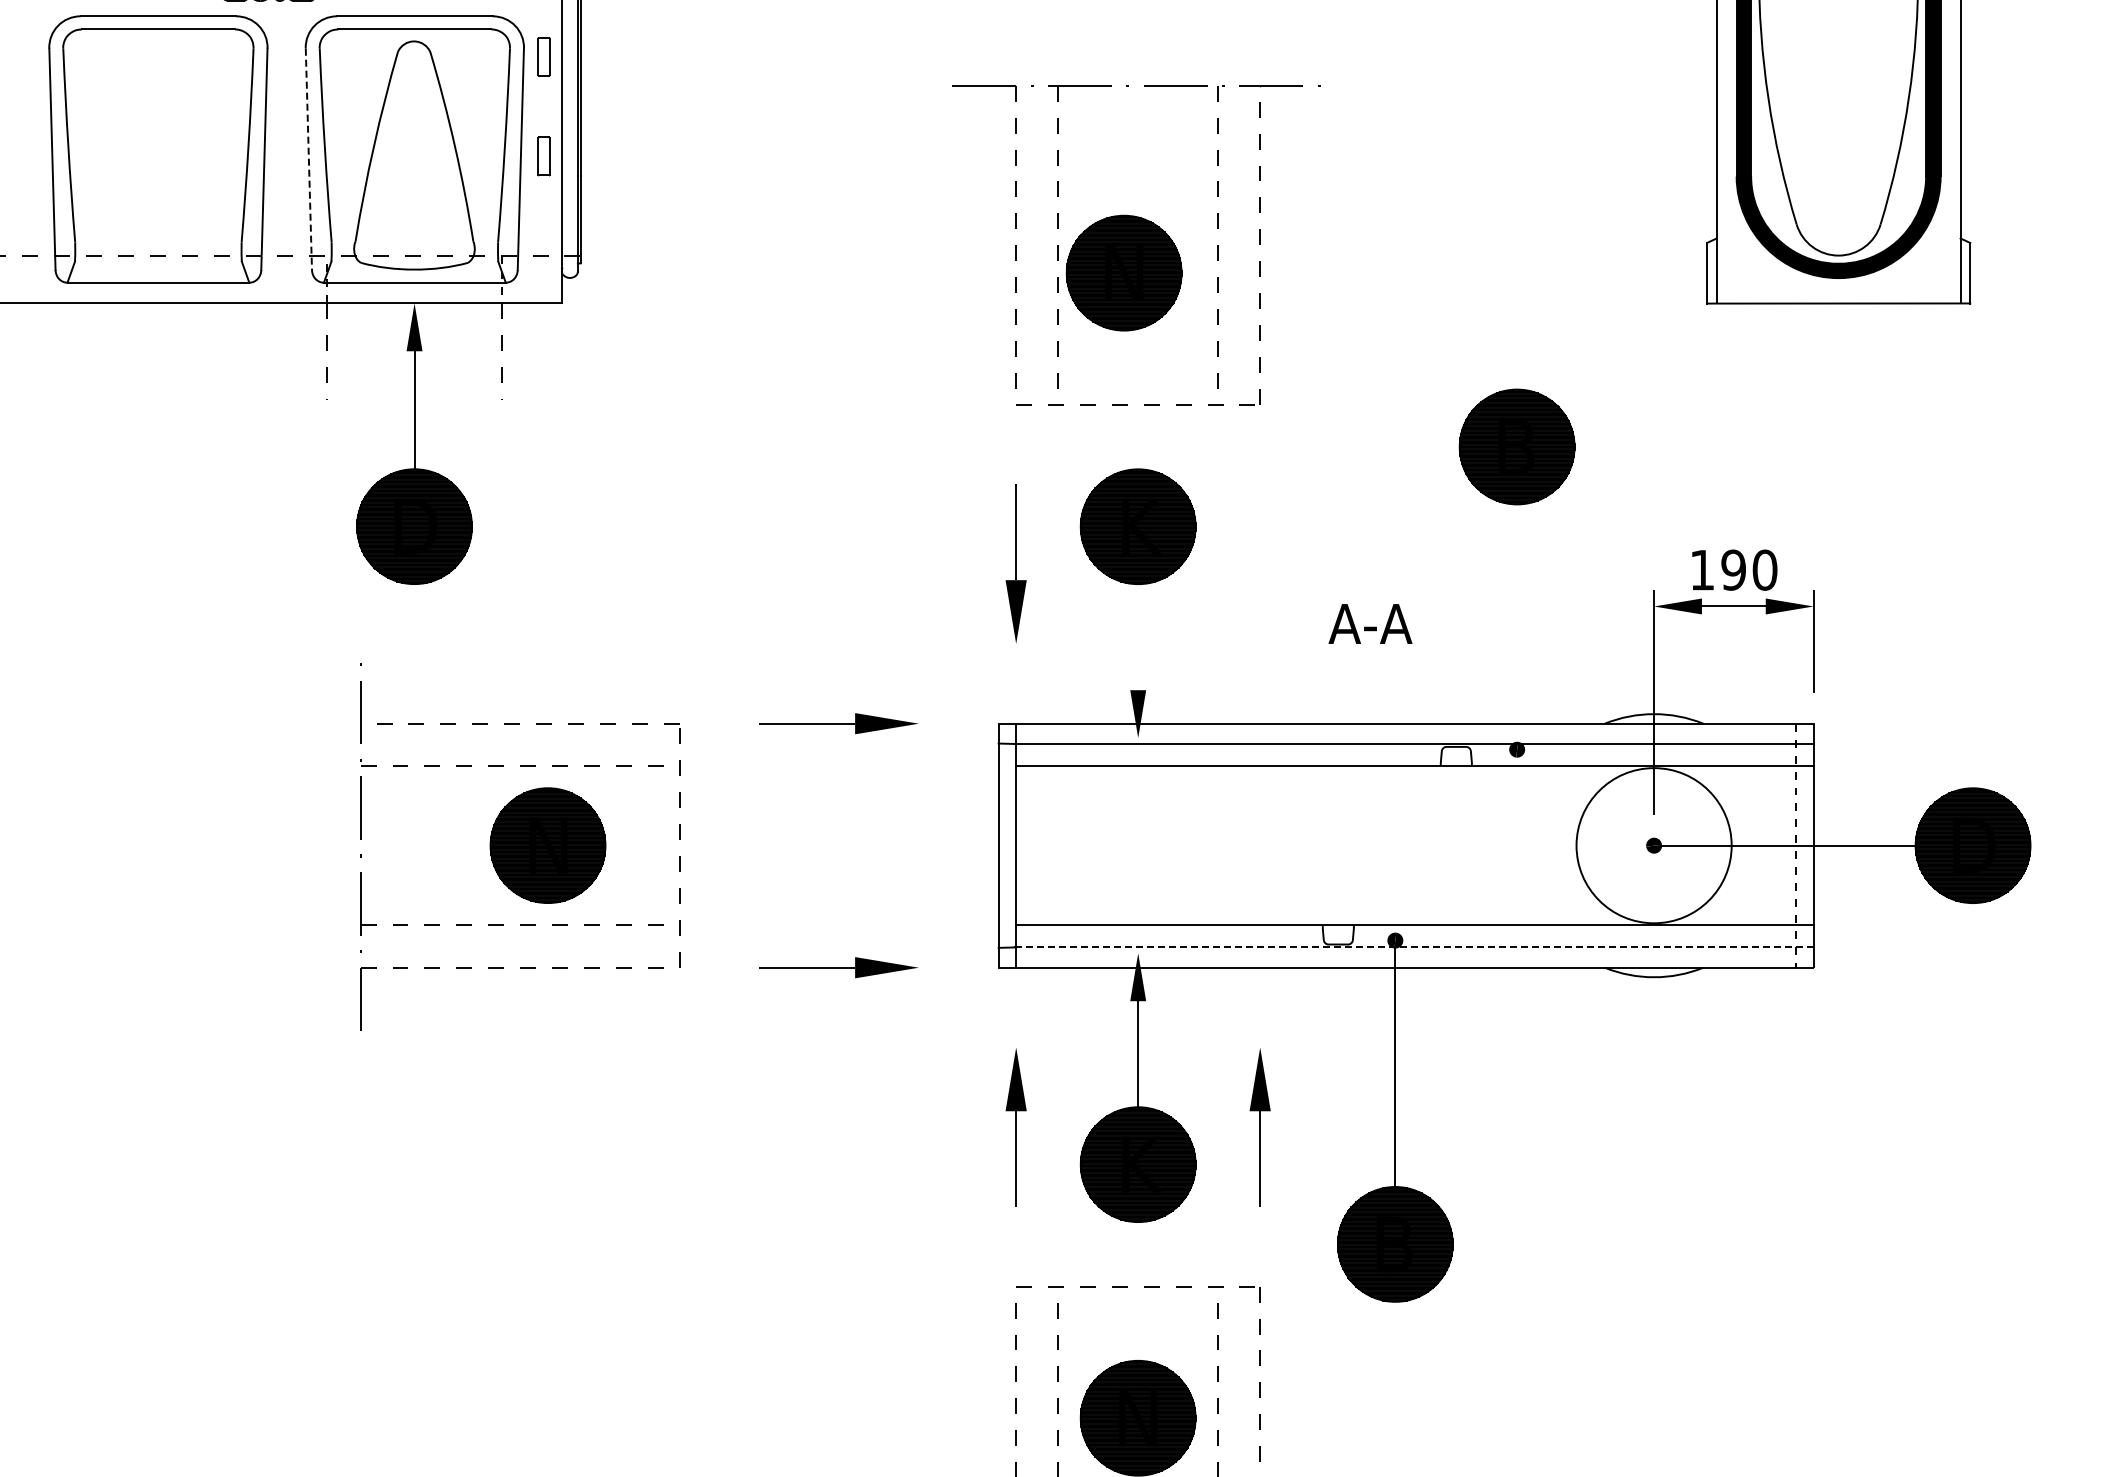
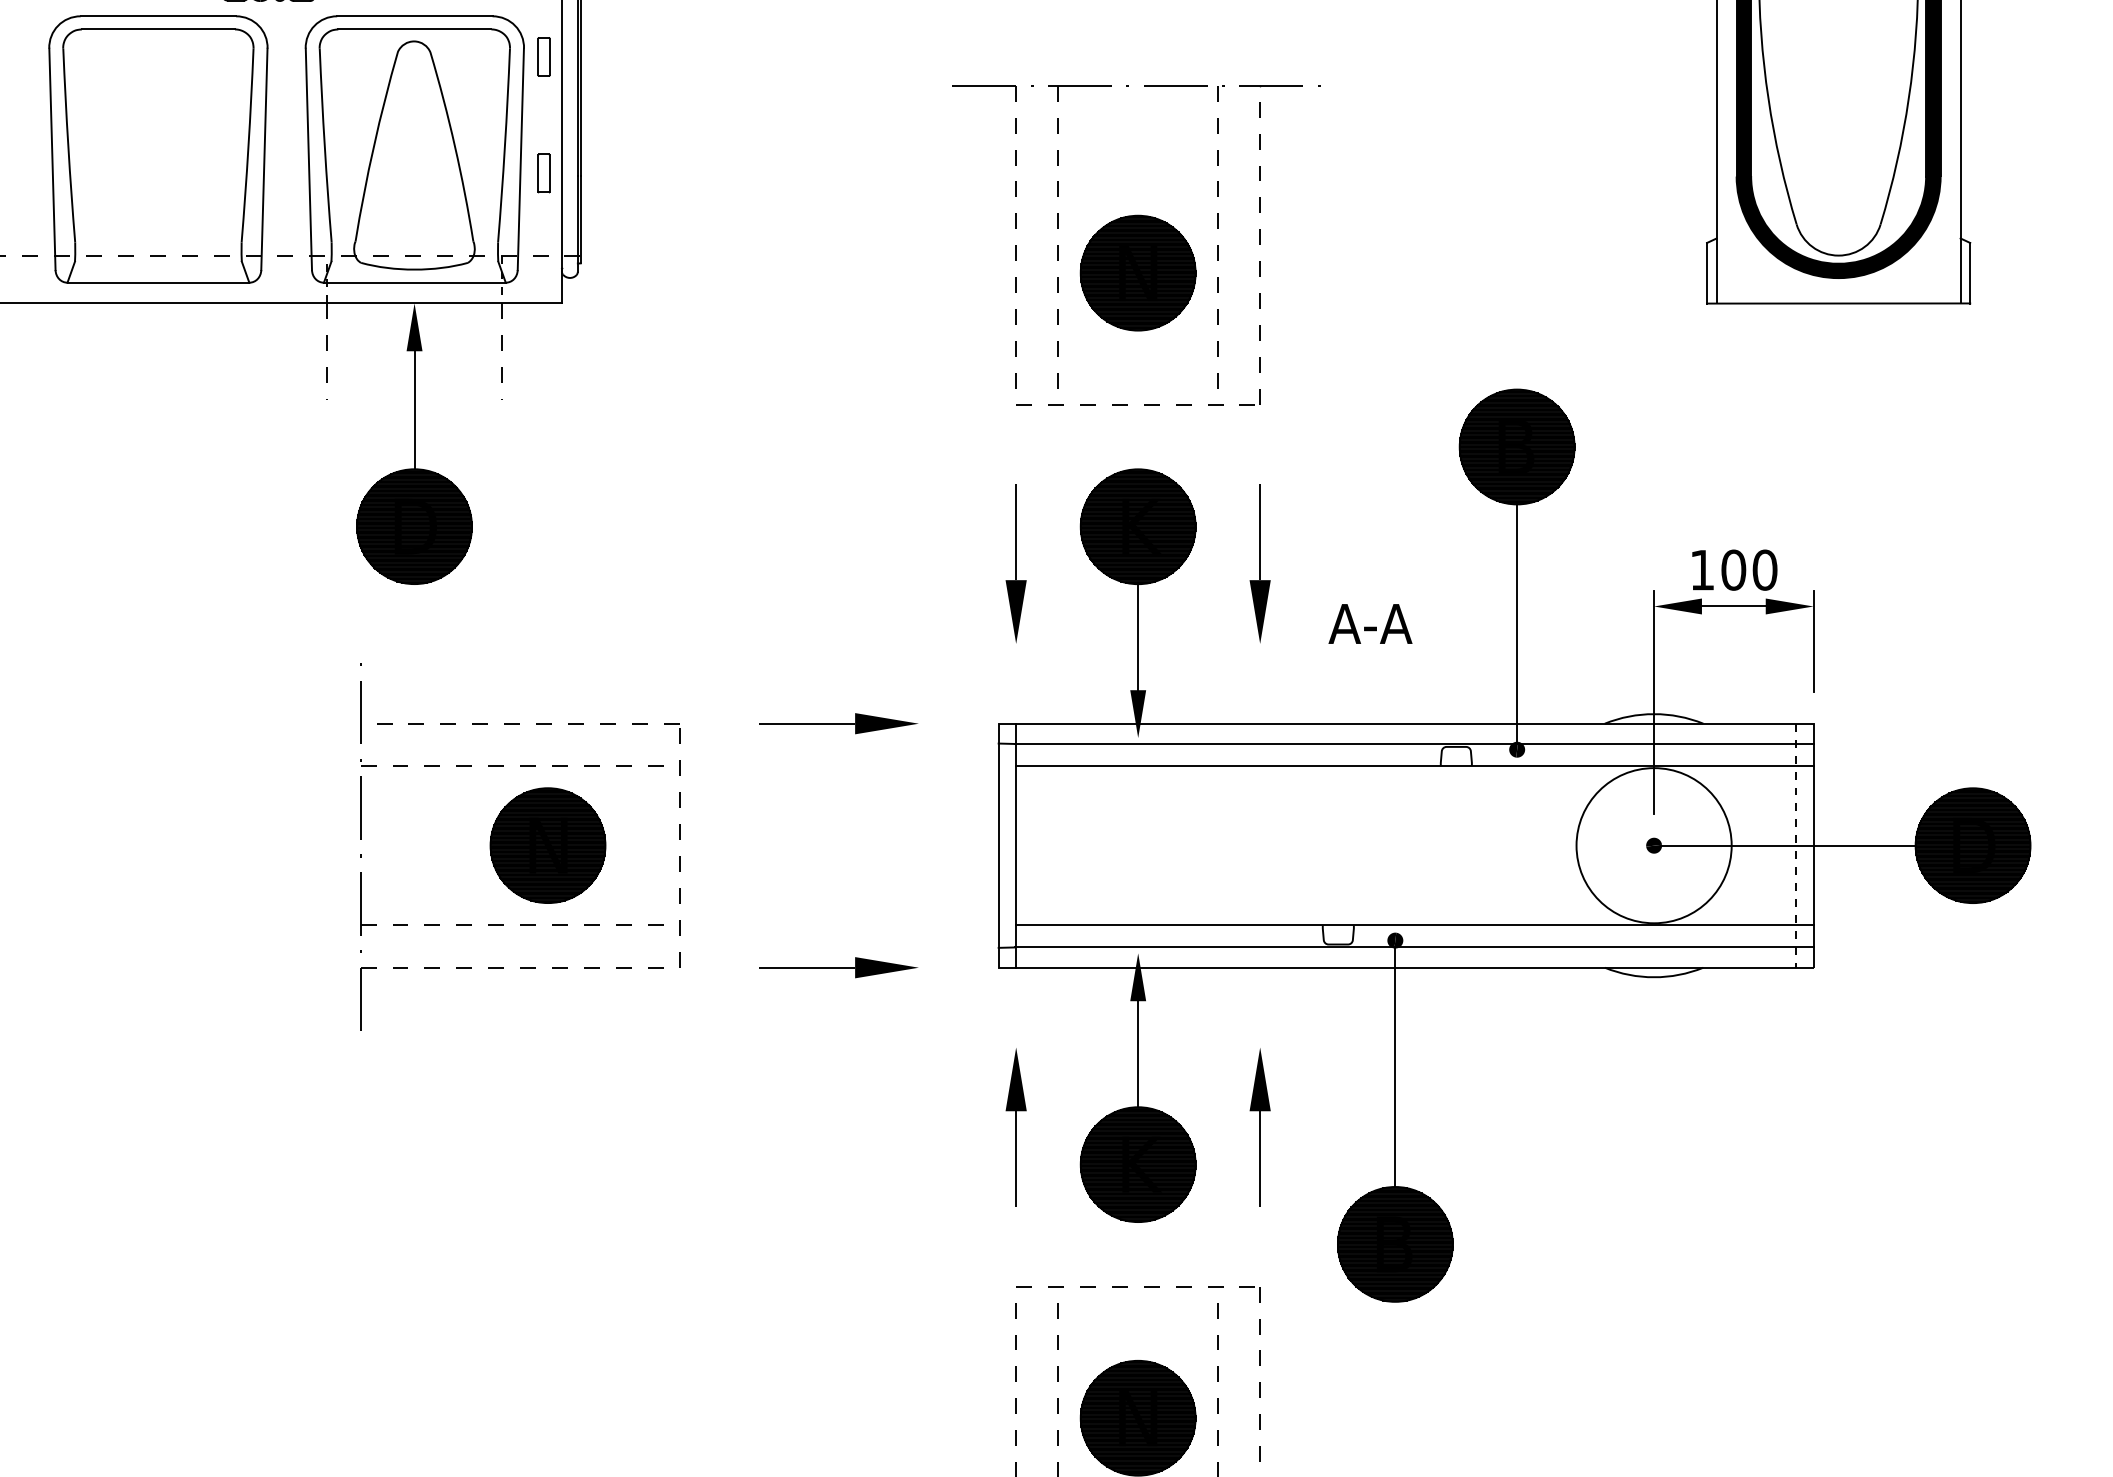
part position: (543, 156) -> (543, 173) (543, 173)
line: dashed -> solid (308, 159)
part position: (1123, 272) -> (1137, 272) (1137, 272)
part: none -> present (1259, 563)
text: 190 -> 100 (1733, 569)
line: none -> present (1517, 623)
line: none -> present (1138, 637)
line: dashed -> solid (1414, 946)
